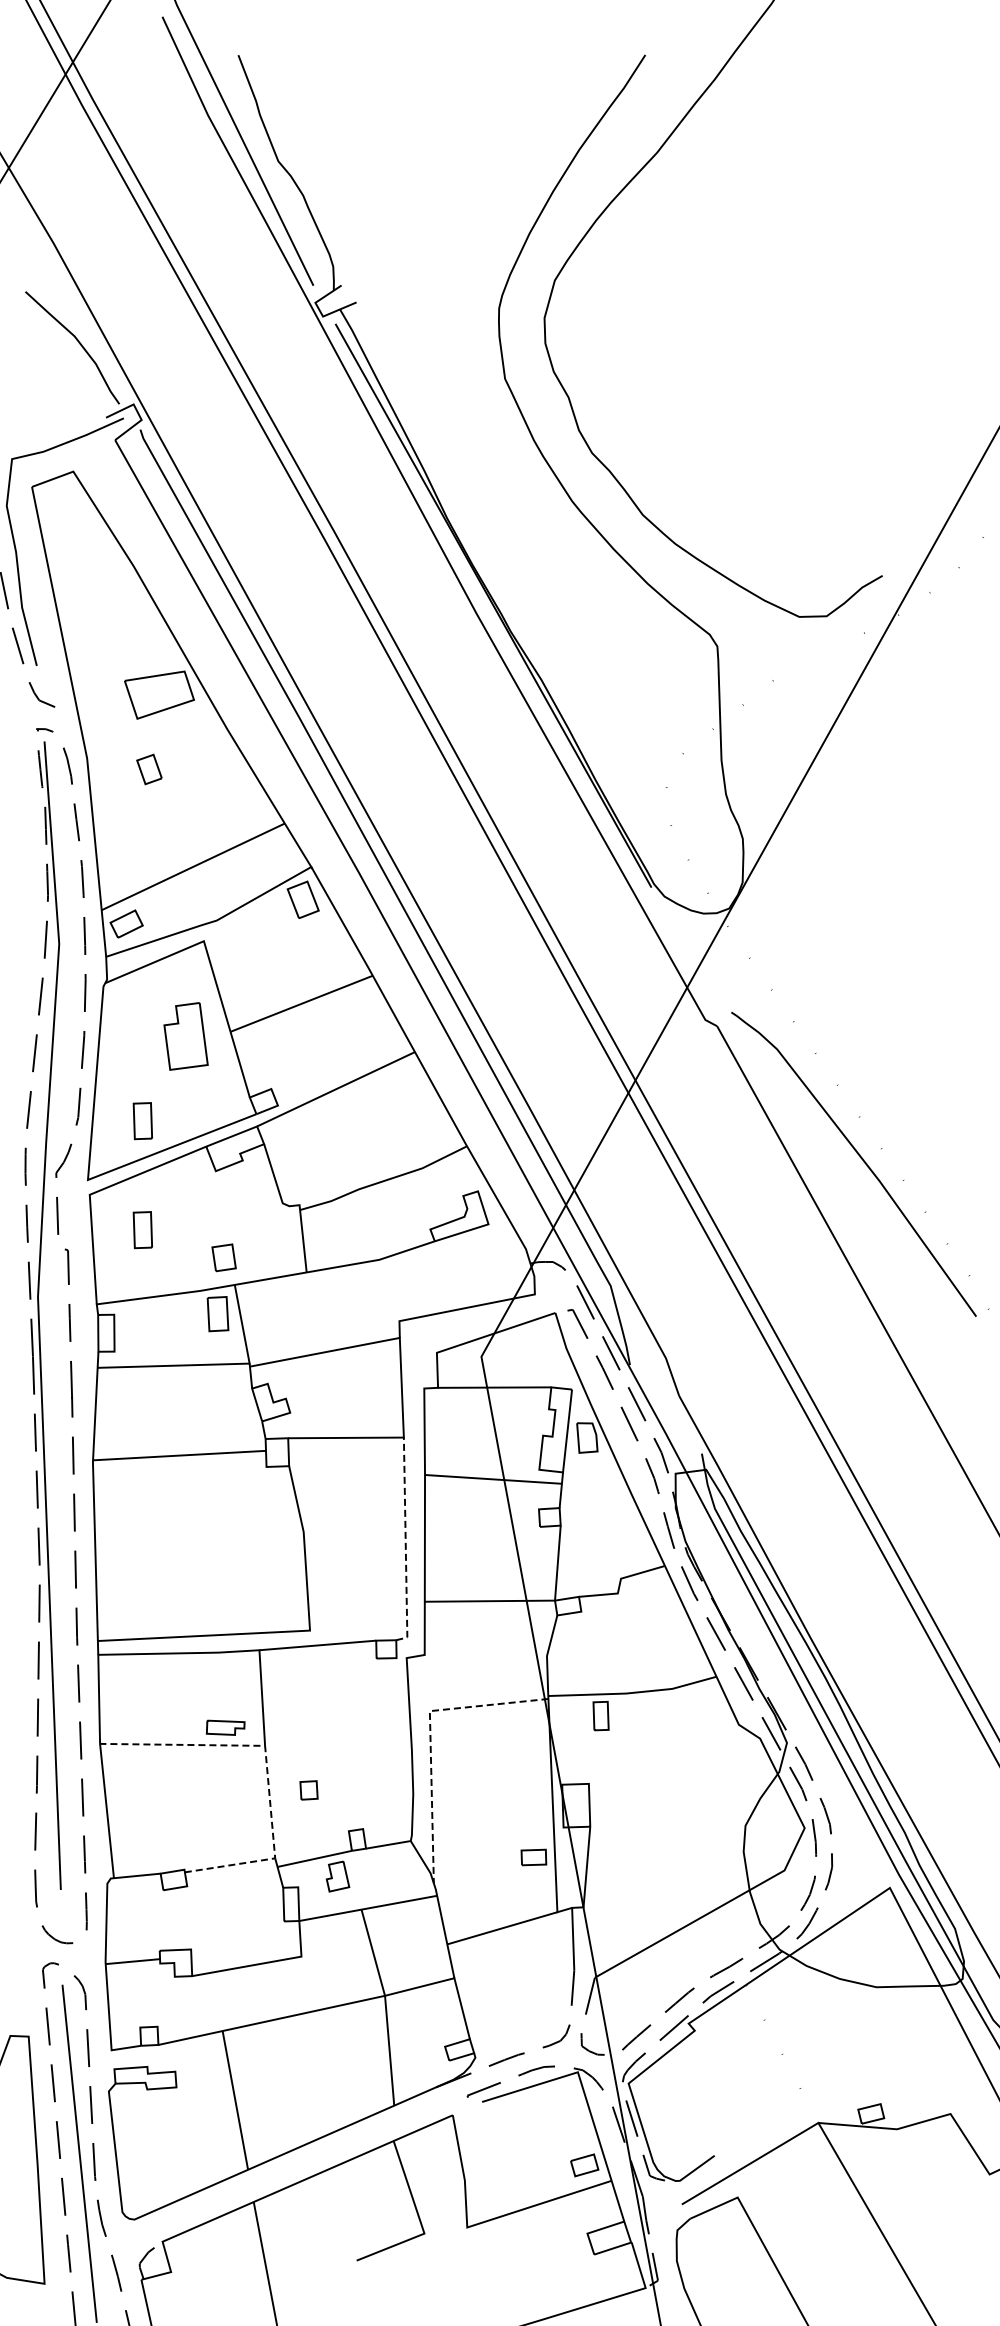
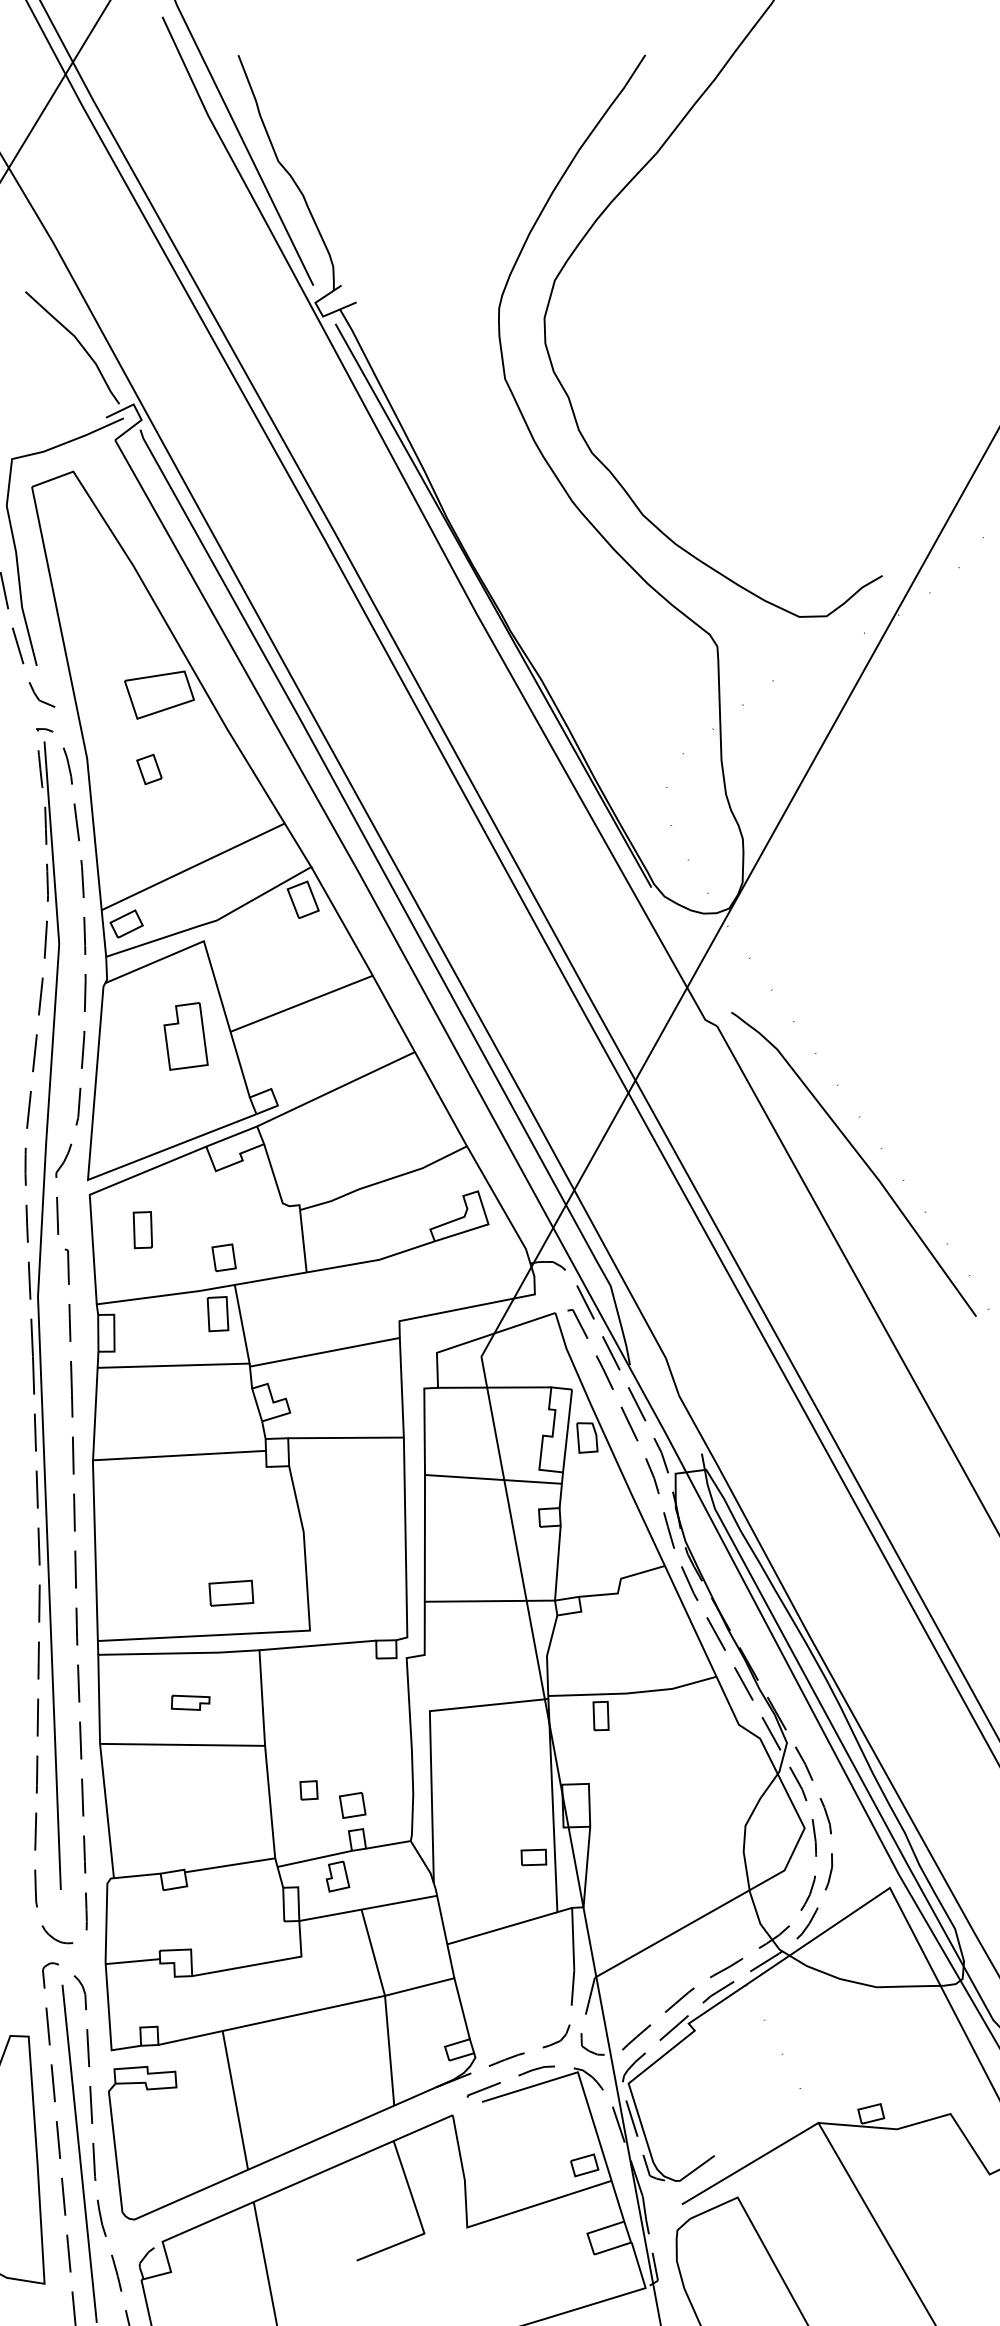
part: present -> none (142, 1121)
line: dashed -> solid (405, 1543)
part: none -> present (231, 1592)
part position: (225, 1727) -> (190, 1702) (190, 1702)
line: dashed -> solid (430, 1737)
line: dashed -> solid (266, 1764)
part: none -> present (352, 1805)
